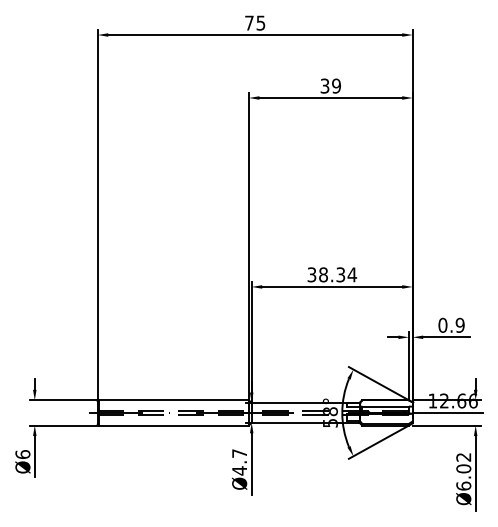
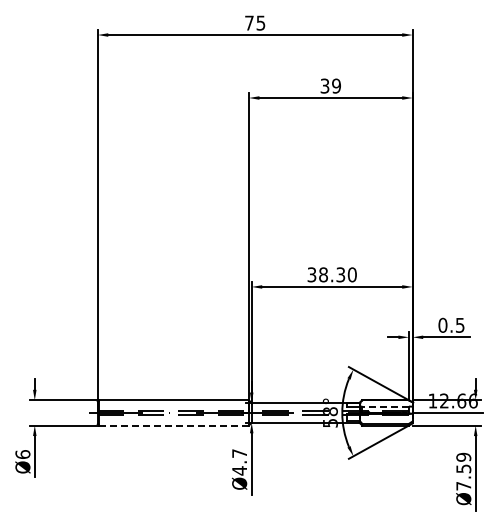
text: 38.34 -> 38.30 (352, 274)
text: 0.9 -> 0.5 (459, 324)
line: solid -> dashed (385, 406)
line: solid -> dashed (173, 425)
text: Ø6.02 -> Ø7.59 (463, 471)
